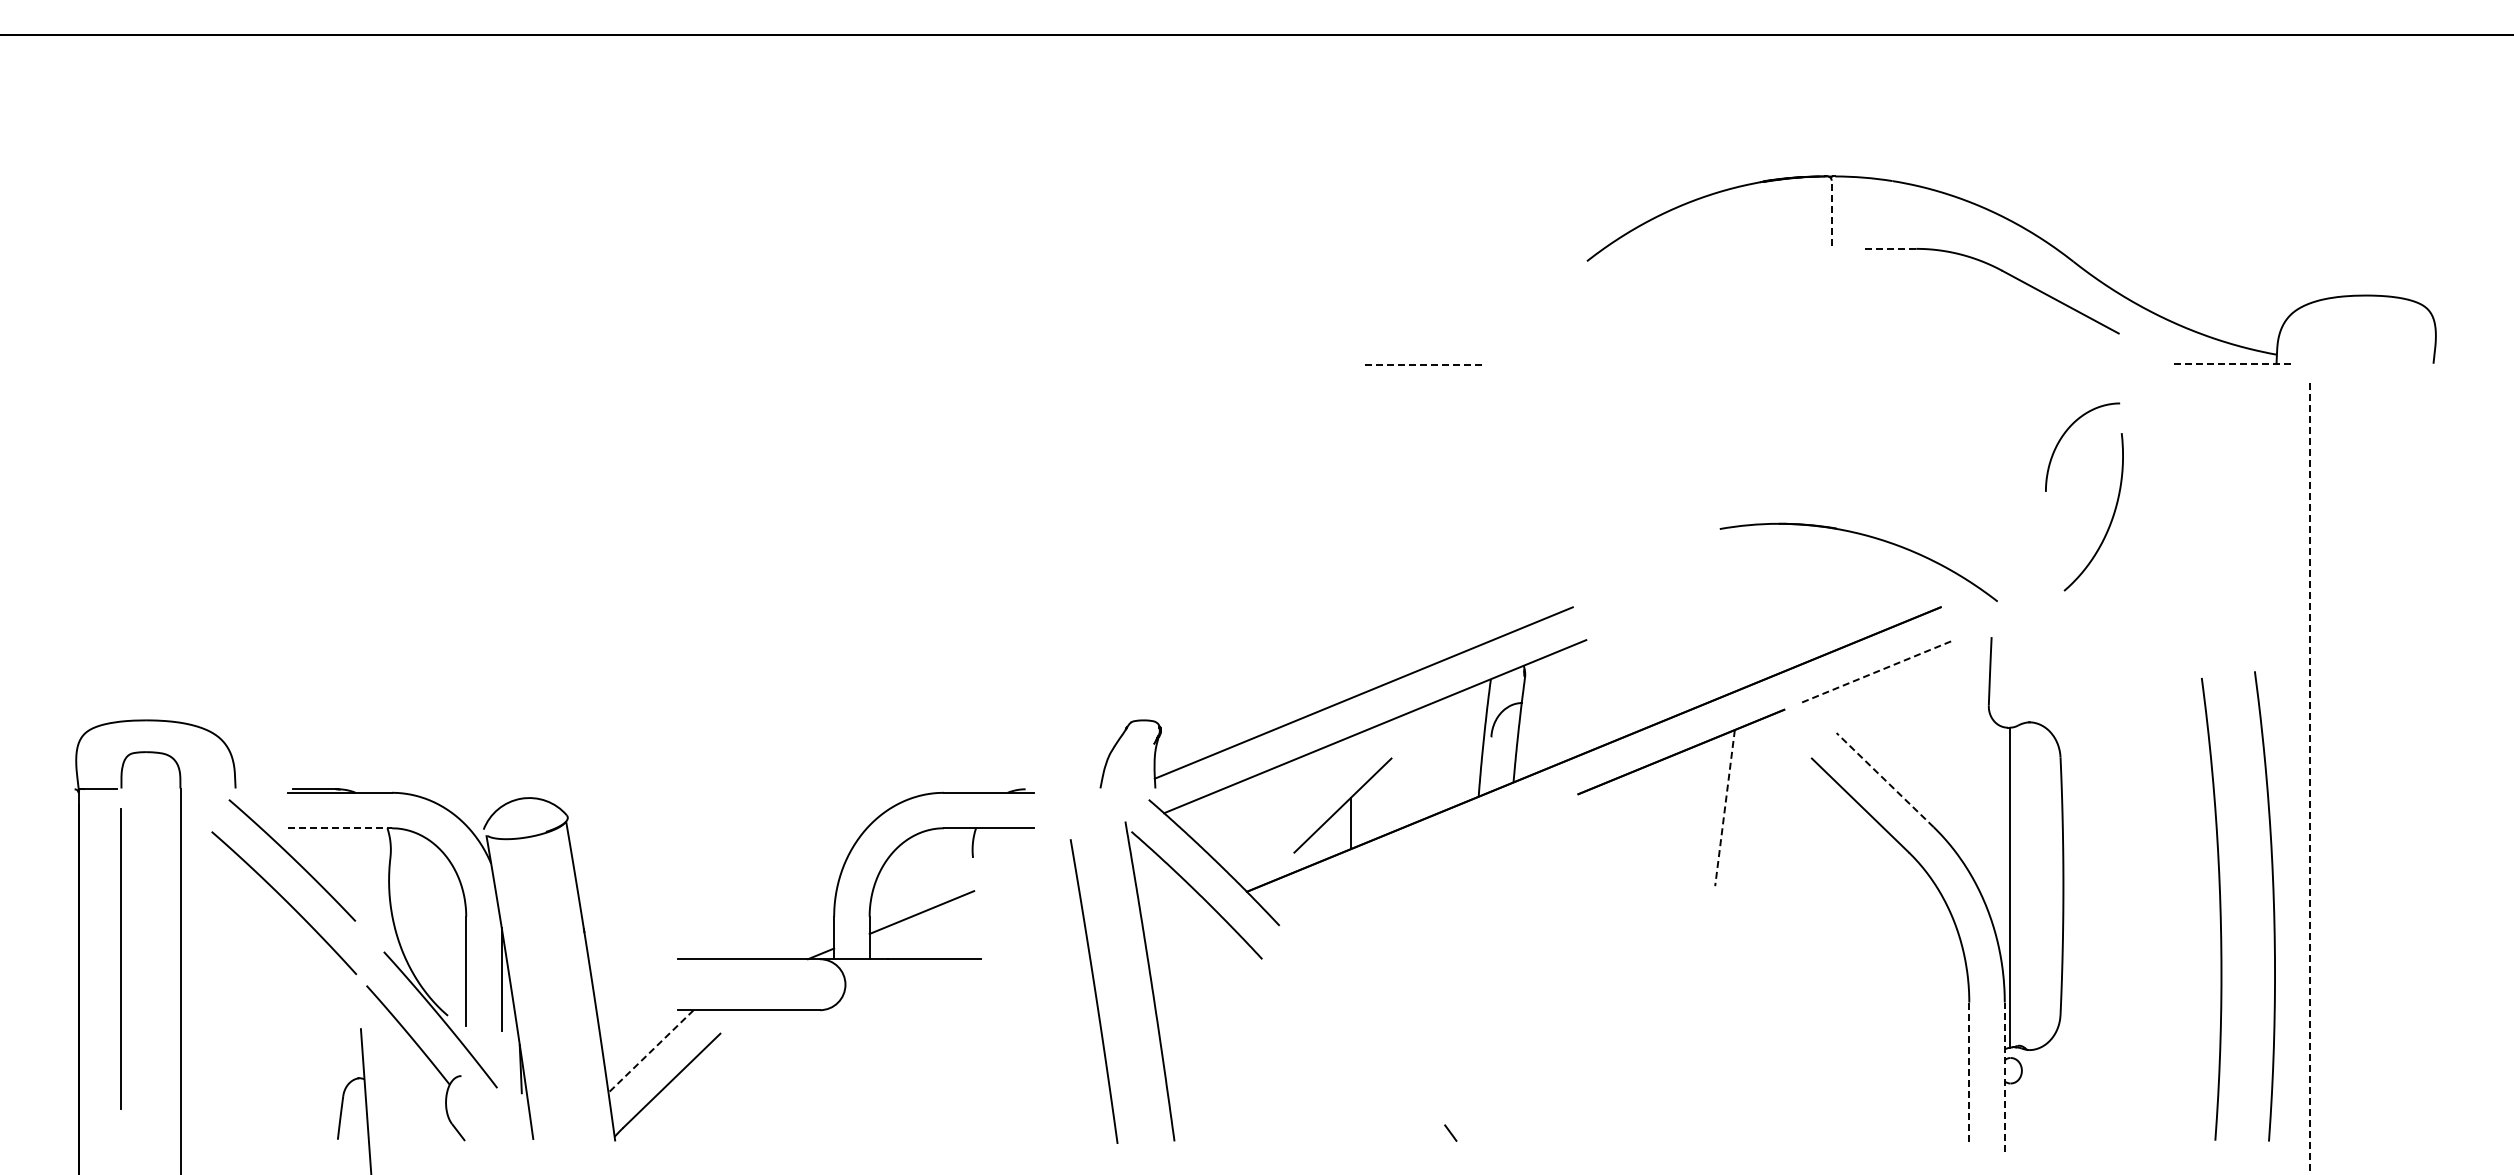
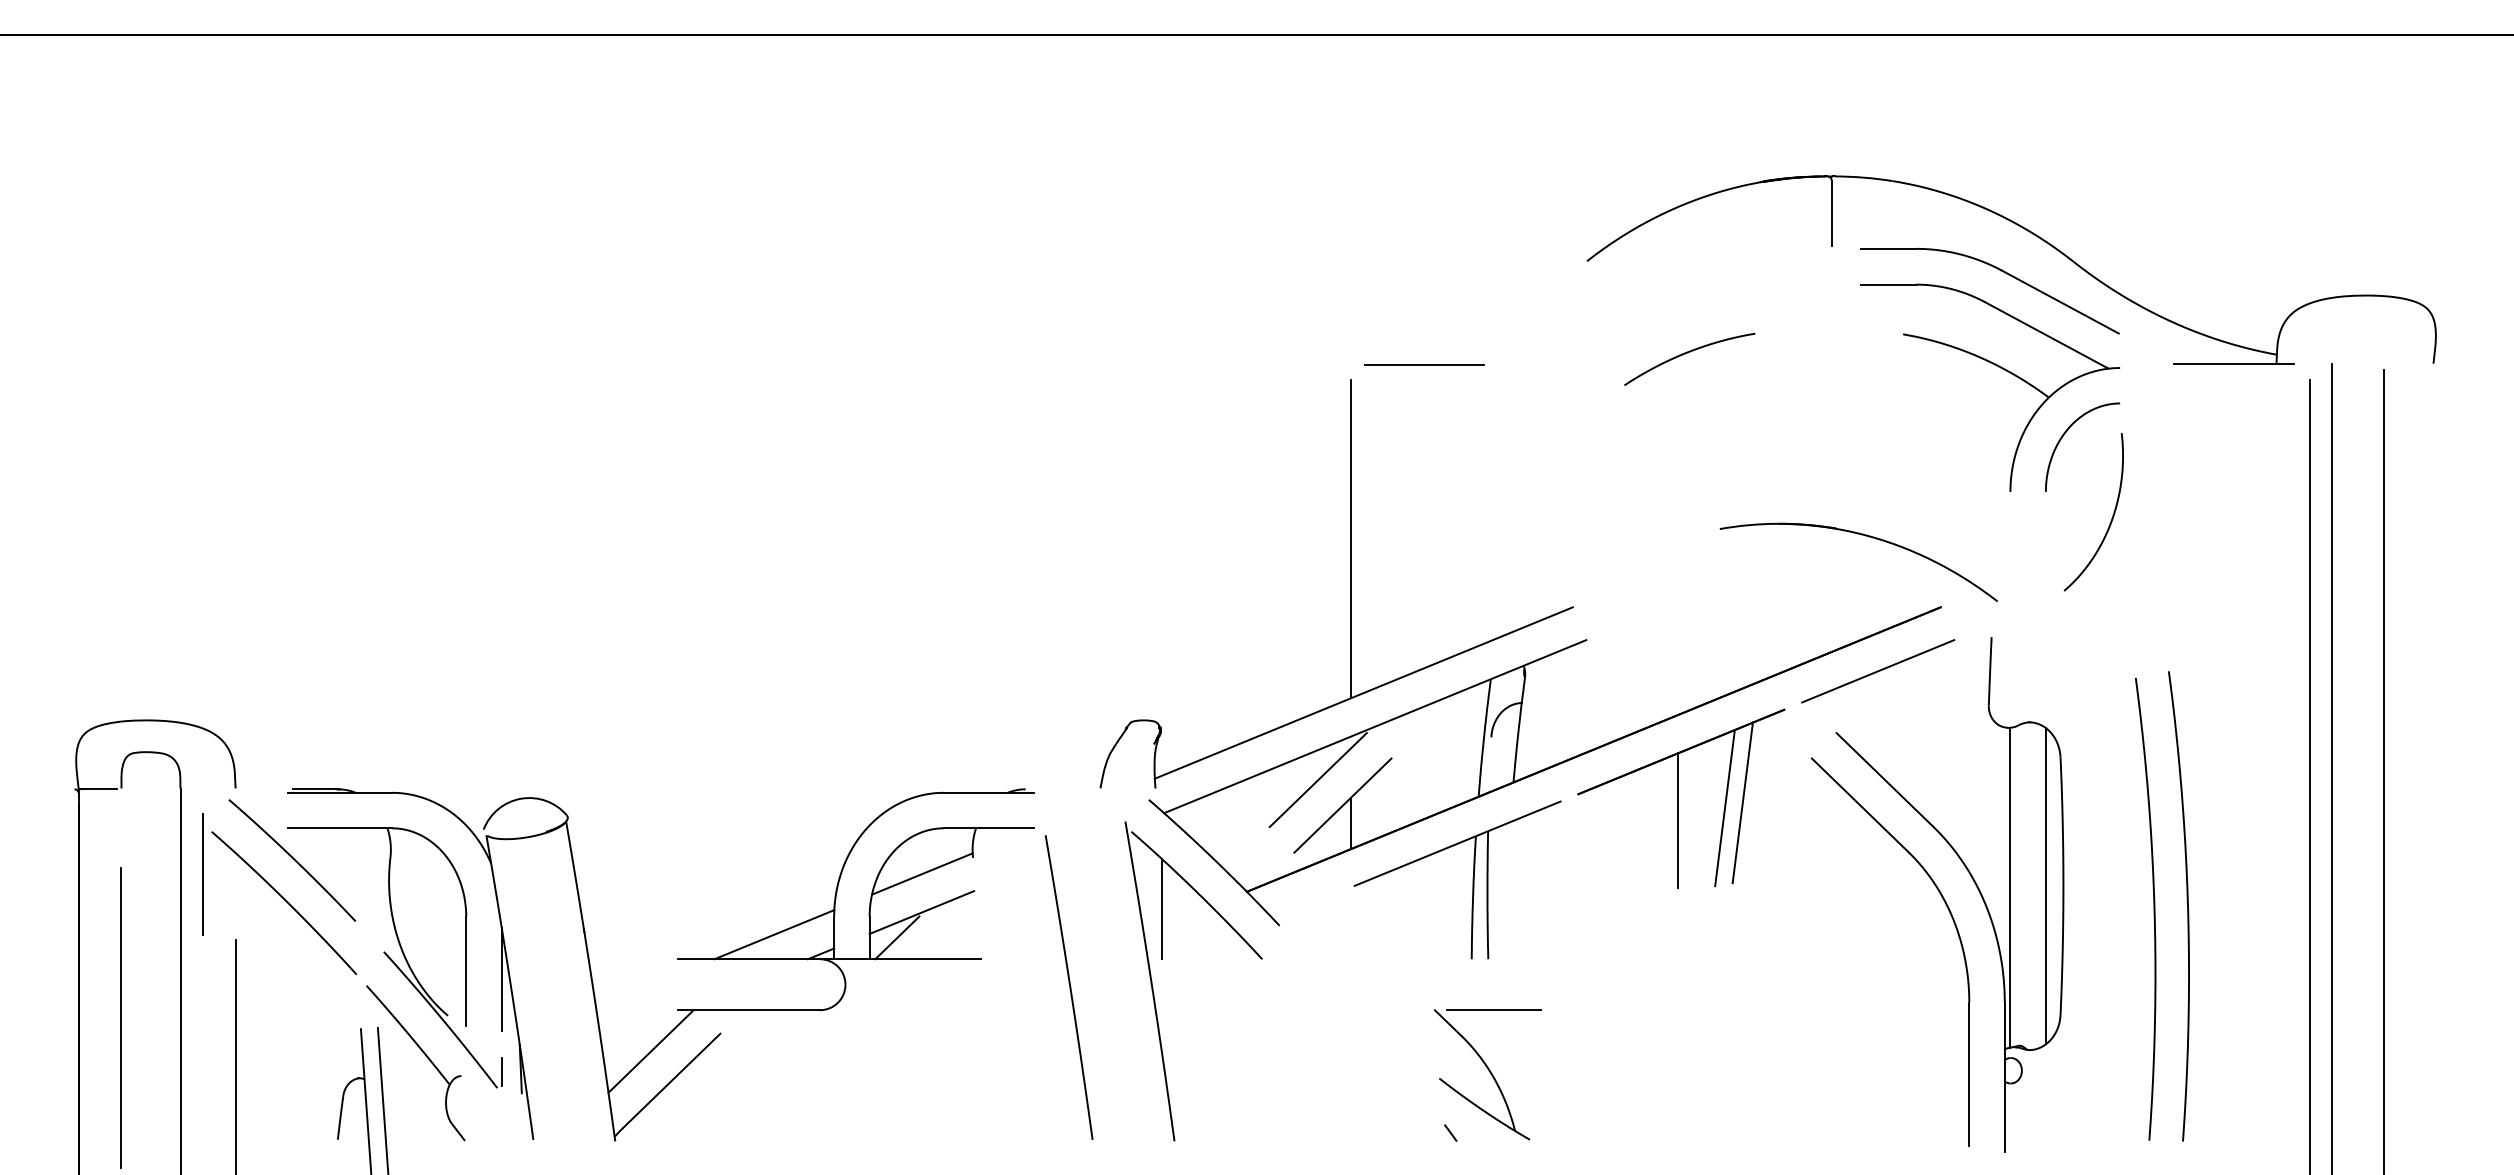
line: dashed -> solid (1831, 212)
line: dashed -> solid (1888, 248)
curve: none -> present (1688, 353)
line: dashed -> solid (1424, 364)
line: dashed -> solid (2234, 364)
part: none -> present (2000, 368)
line: none -> present (1350, 539)
line: dashed -> solid (1878, 671)
line: none -> present (2331, 767)
line: none -> present (2384, 770)
line: dashed -> solid (2310, 777)
line: none -> present (1317, 780)
line: dashed -> solid (1885, 780)
line: none -> present (1742, 802)
line: dashed -> solid (1725, 808)
line: none -> present (1677, 820)
line: dashed -> solid (340, 828)
line: none -> present (922, 873)
line: none -> present (202, 874)
part: none -> present (1472, 879)
line: none -> present (2045, 886)
curve position: (2273, 906) -> (2187, 906) (2187, 906)
line: none -> present (1161, 908)
curve position: (2219, 909) -> (2153, 909) (2153, 909)
line: none -> present (774, 934)
line: none -> present (897, 937)
line position: (120, 958) -> (120, 1017) (120, 1017)
curve position: (1094, 991) -> (1069, 987) (1069, 987)
line: dashed -> solid (650, 1051)
line: none -> present (235, 1055)
line: none -> present (501, 1071)
part: none -> present (1487, 1074)
line: dashed -> solid (1969, 1074)
line: dashed -> solid (2004, 1077)
line: none -> present (382, 1099)
